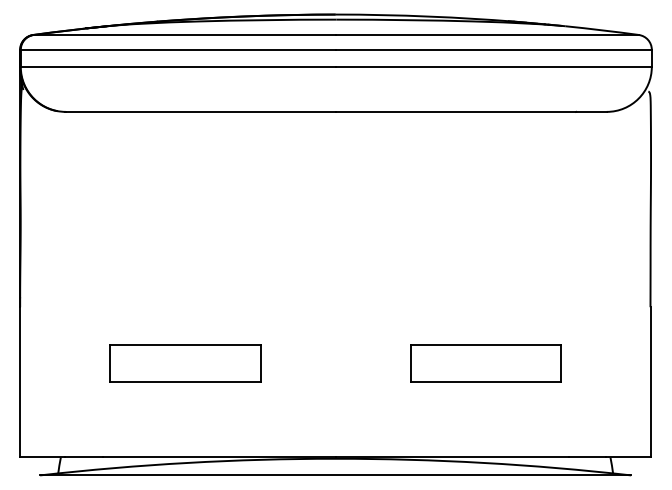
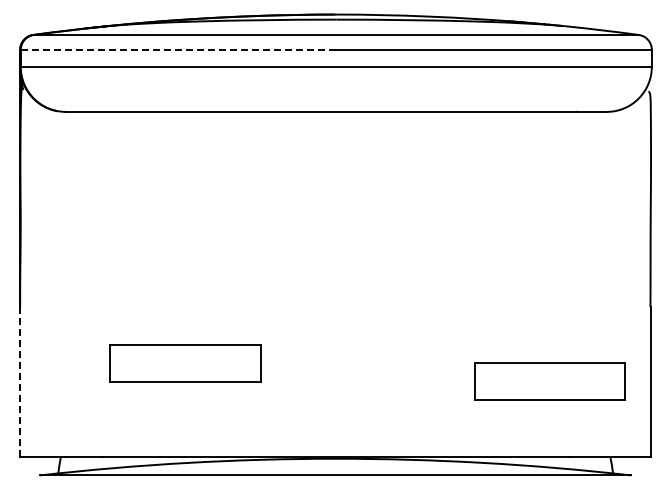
line: solid -> dashed (178, 49)
part position: (485, 363) -> (549, 381) (549, 381)
line: solid -> dashed (20, 382)
